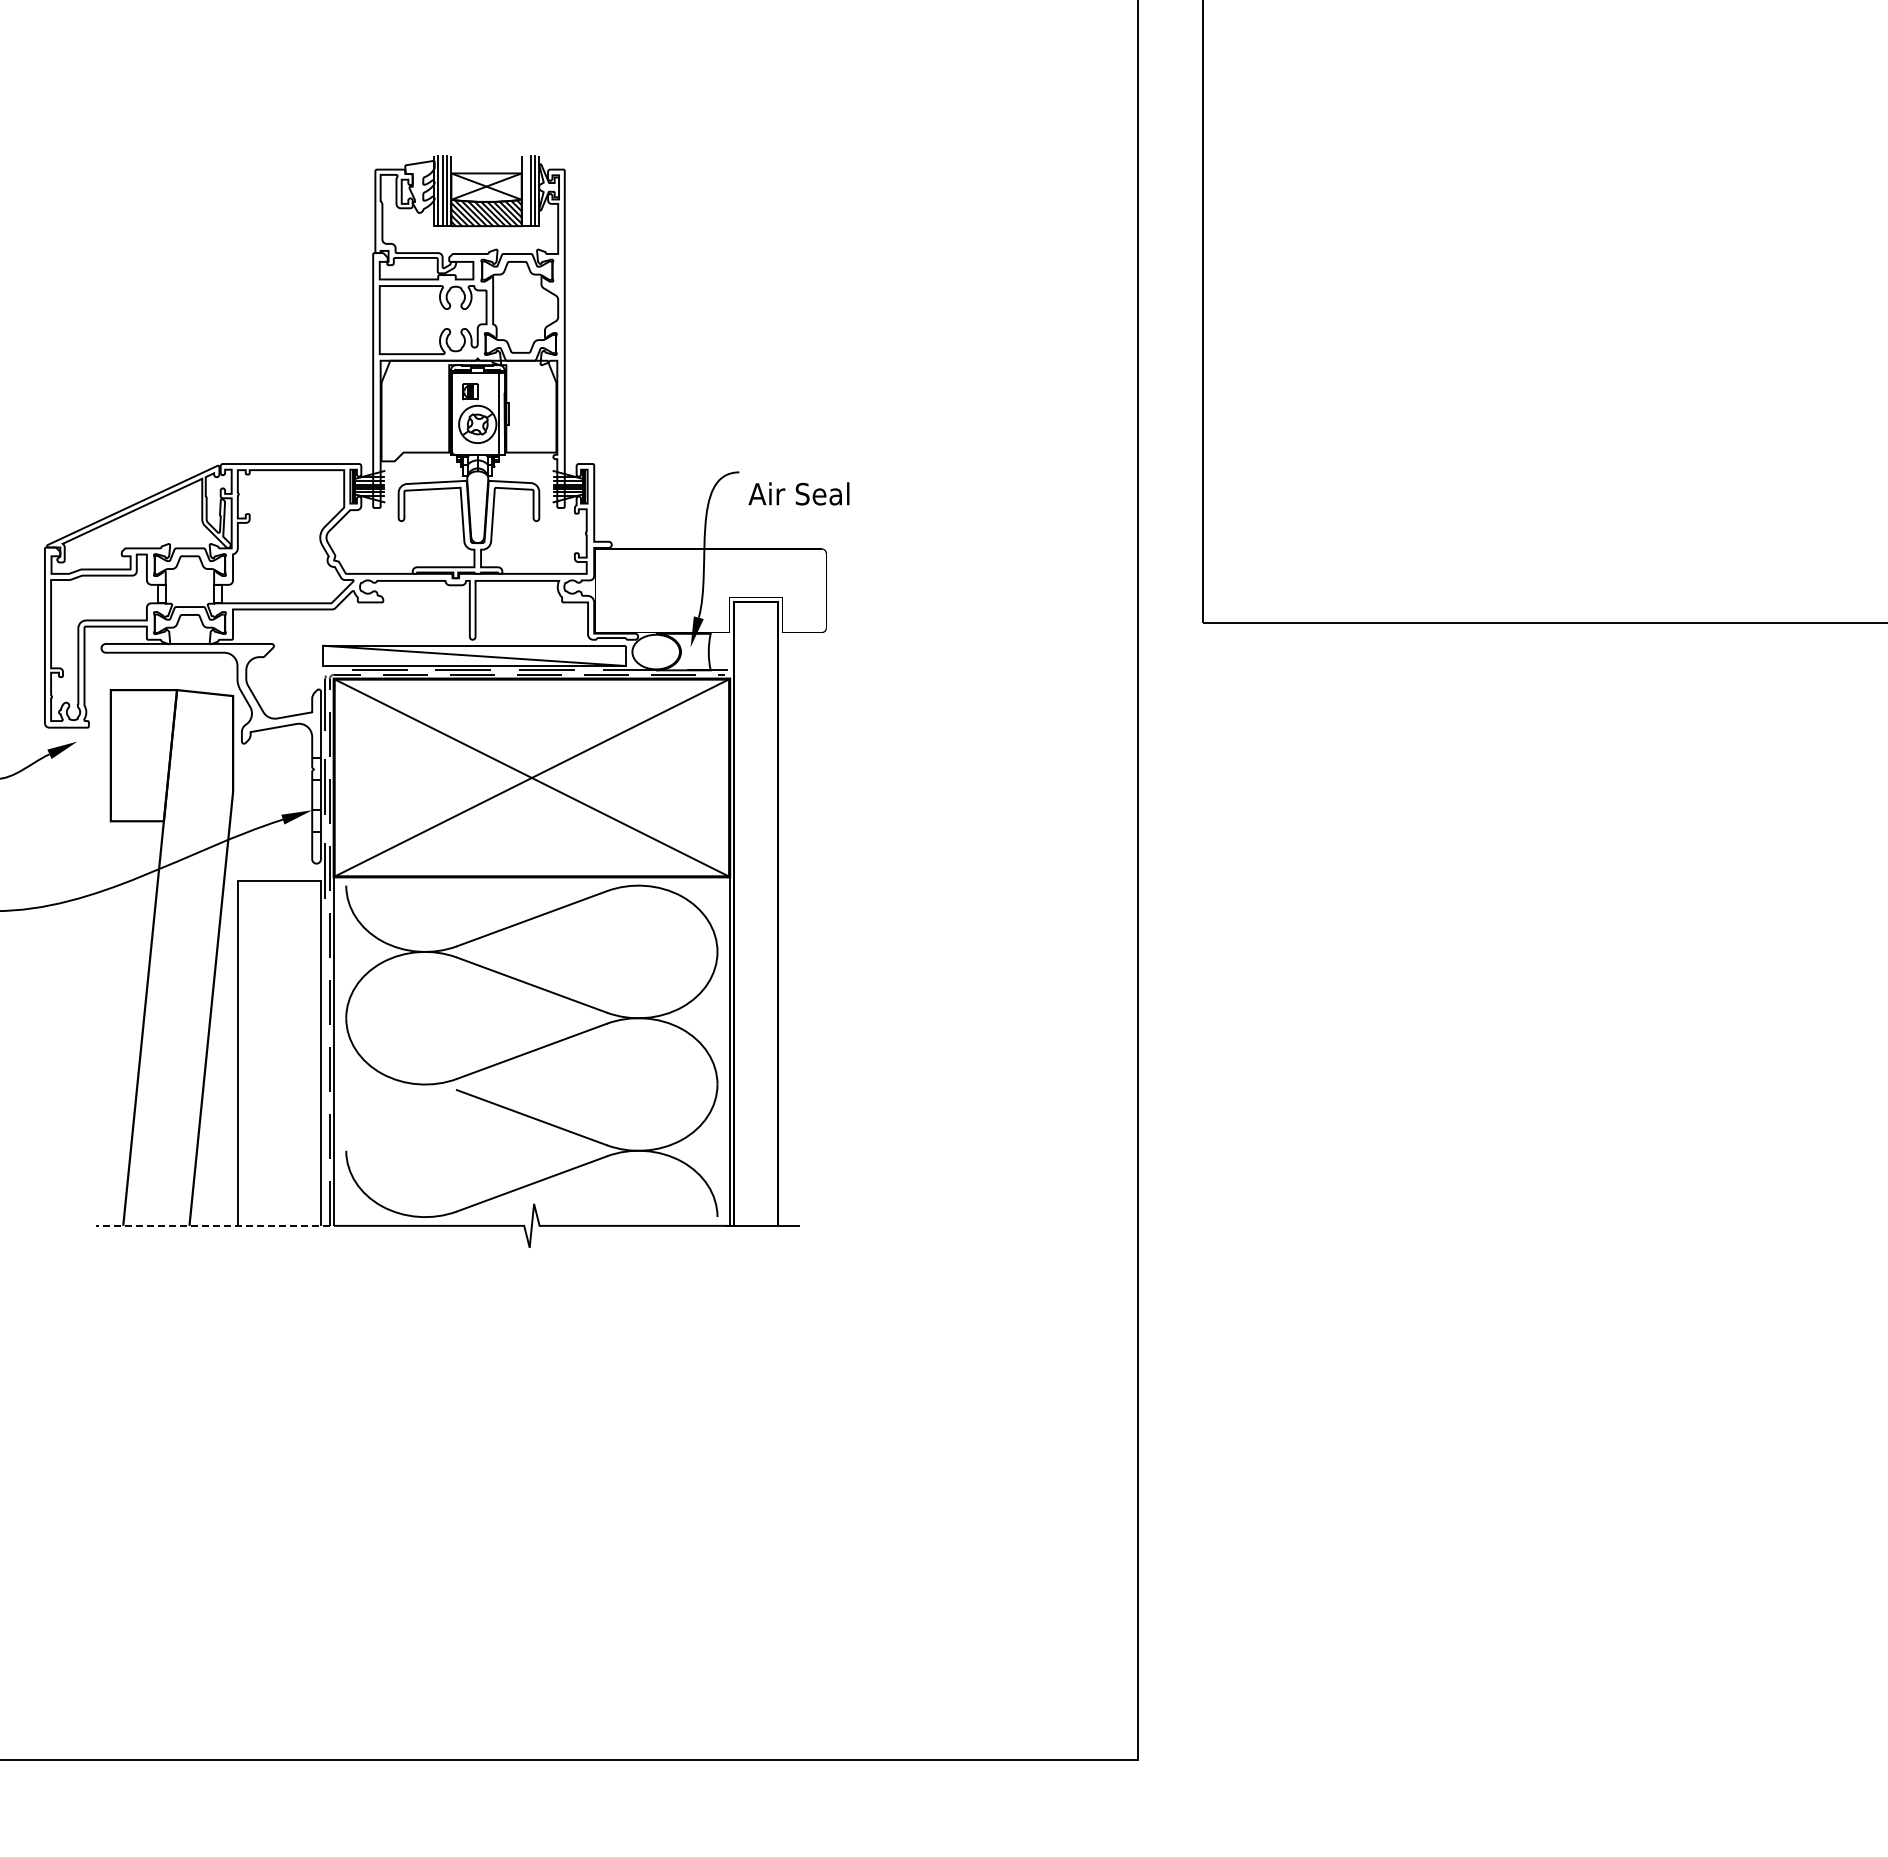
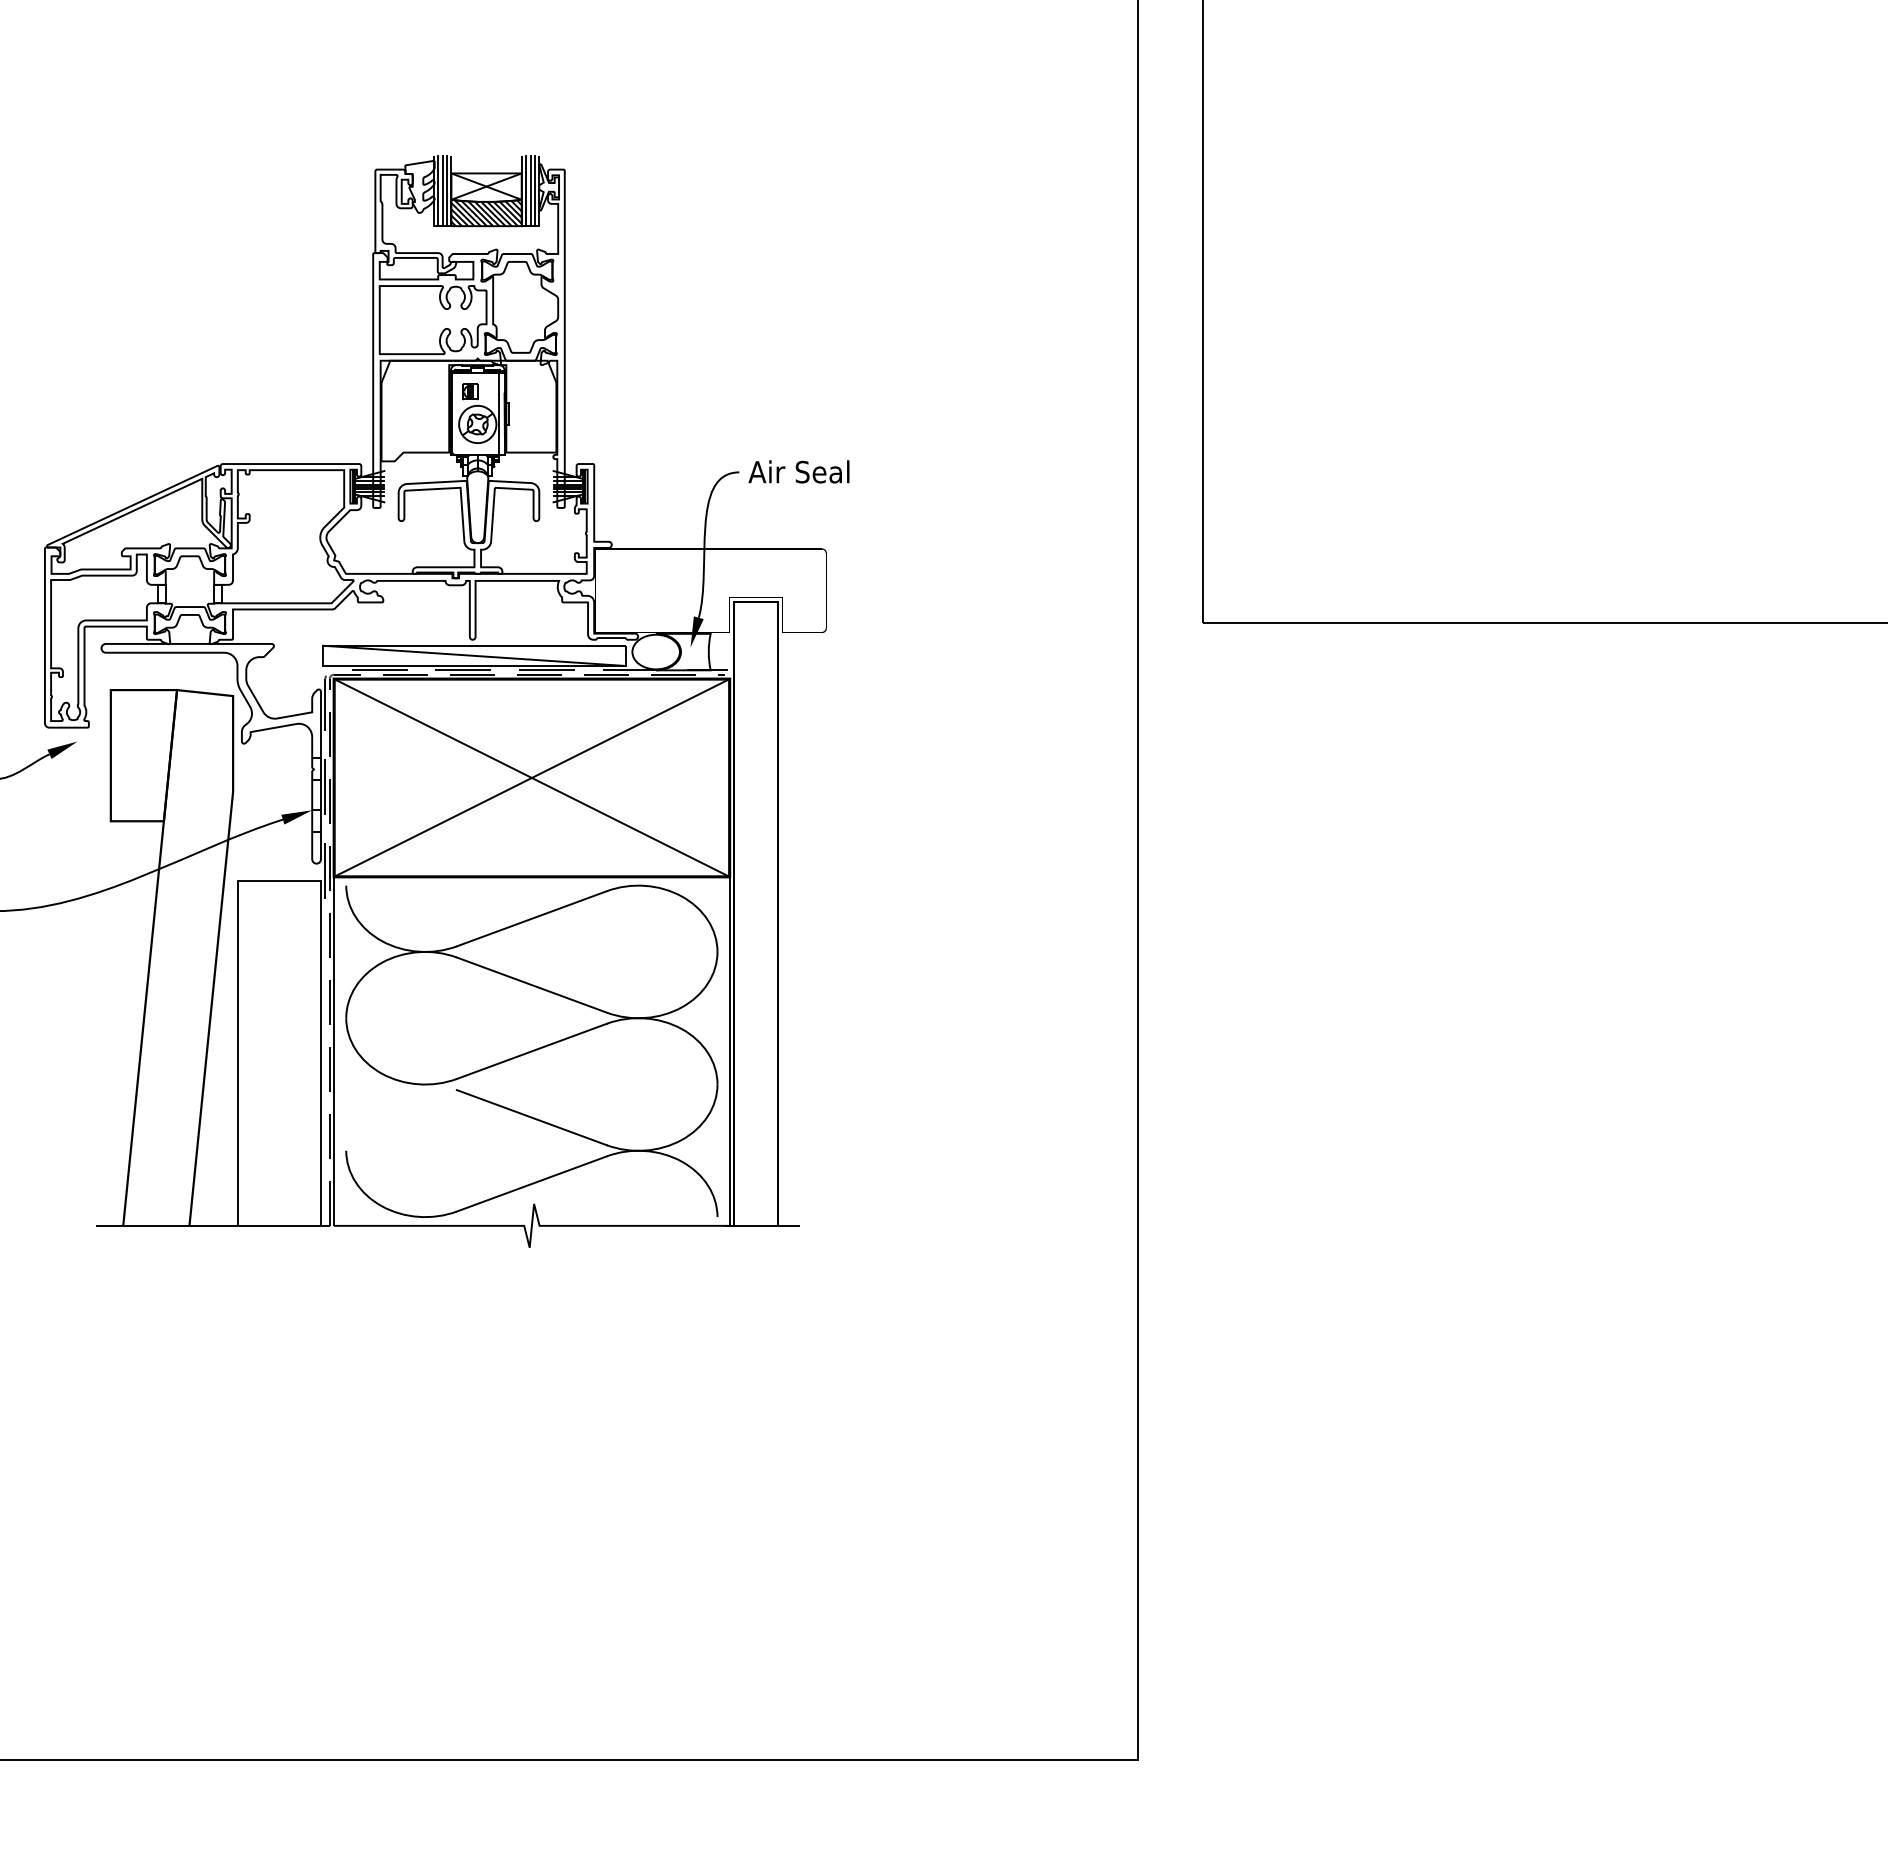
line: none -> present (526, 190)
text position: (798, 493) -> (798, 471) (798, 471)
line: dashed -> solid (212, 1225)
